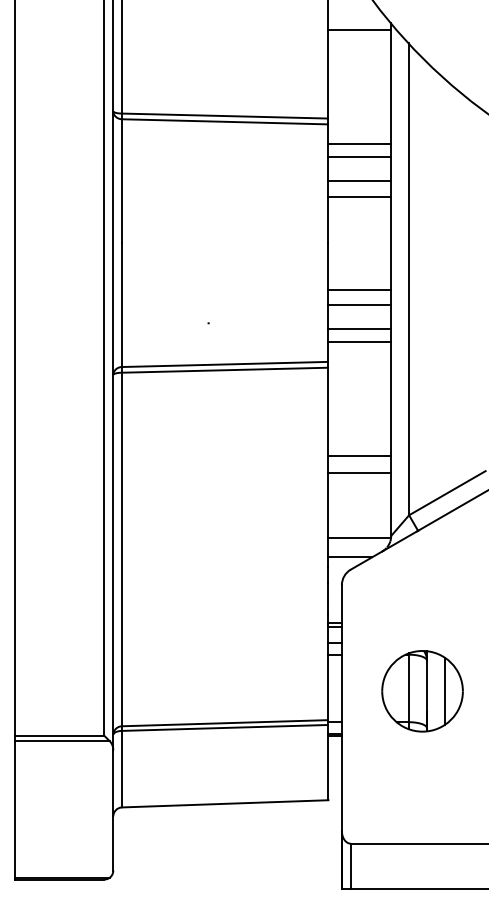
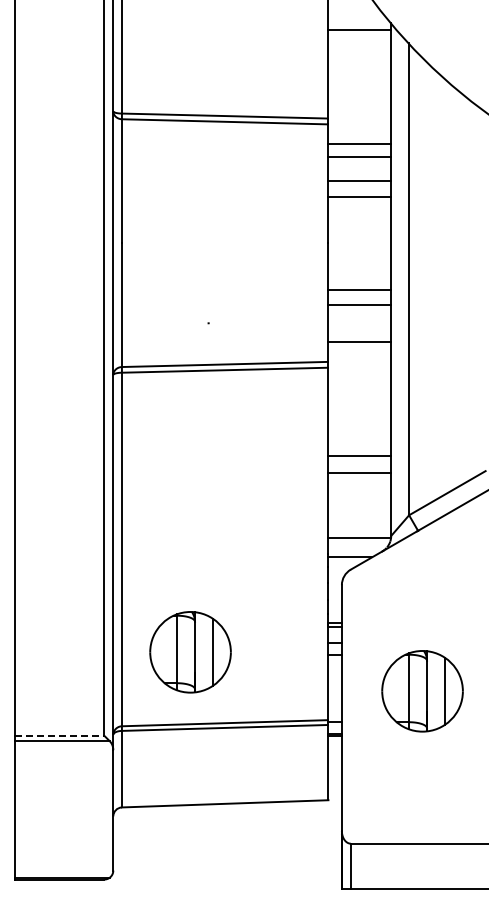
line: present -> none (359, 329)
part: none -> present (190, 652)
line: solid -> dashed (59, 735)
